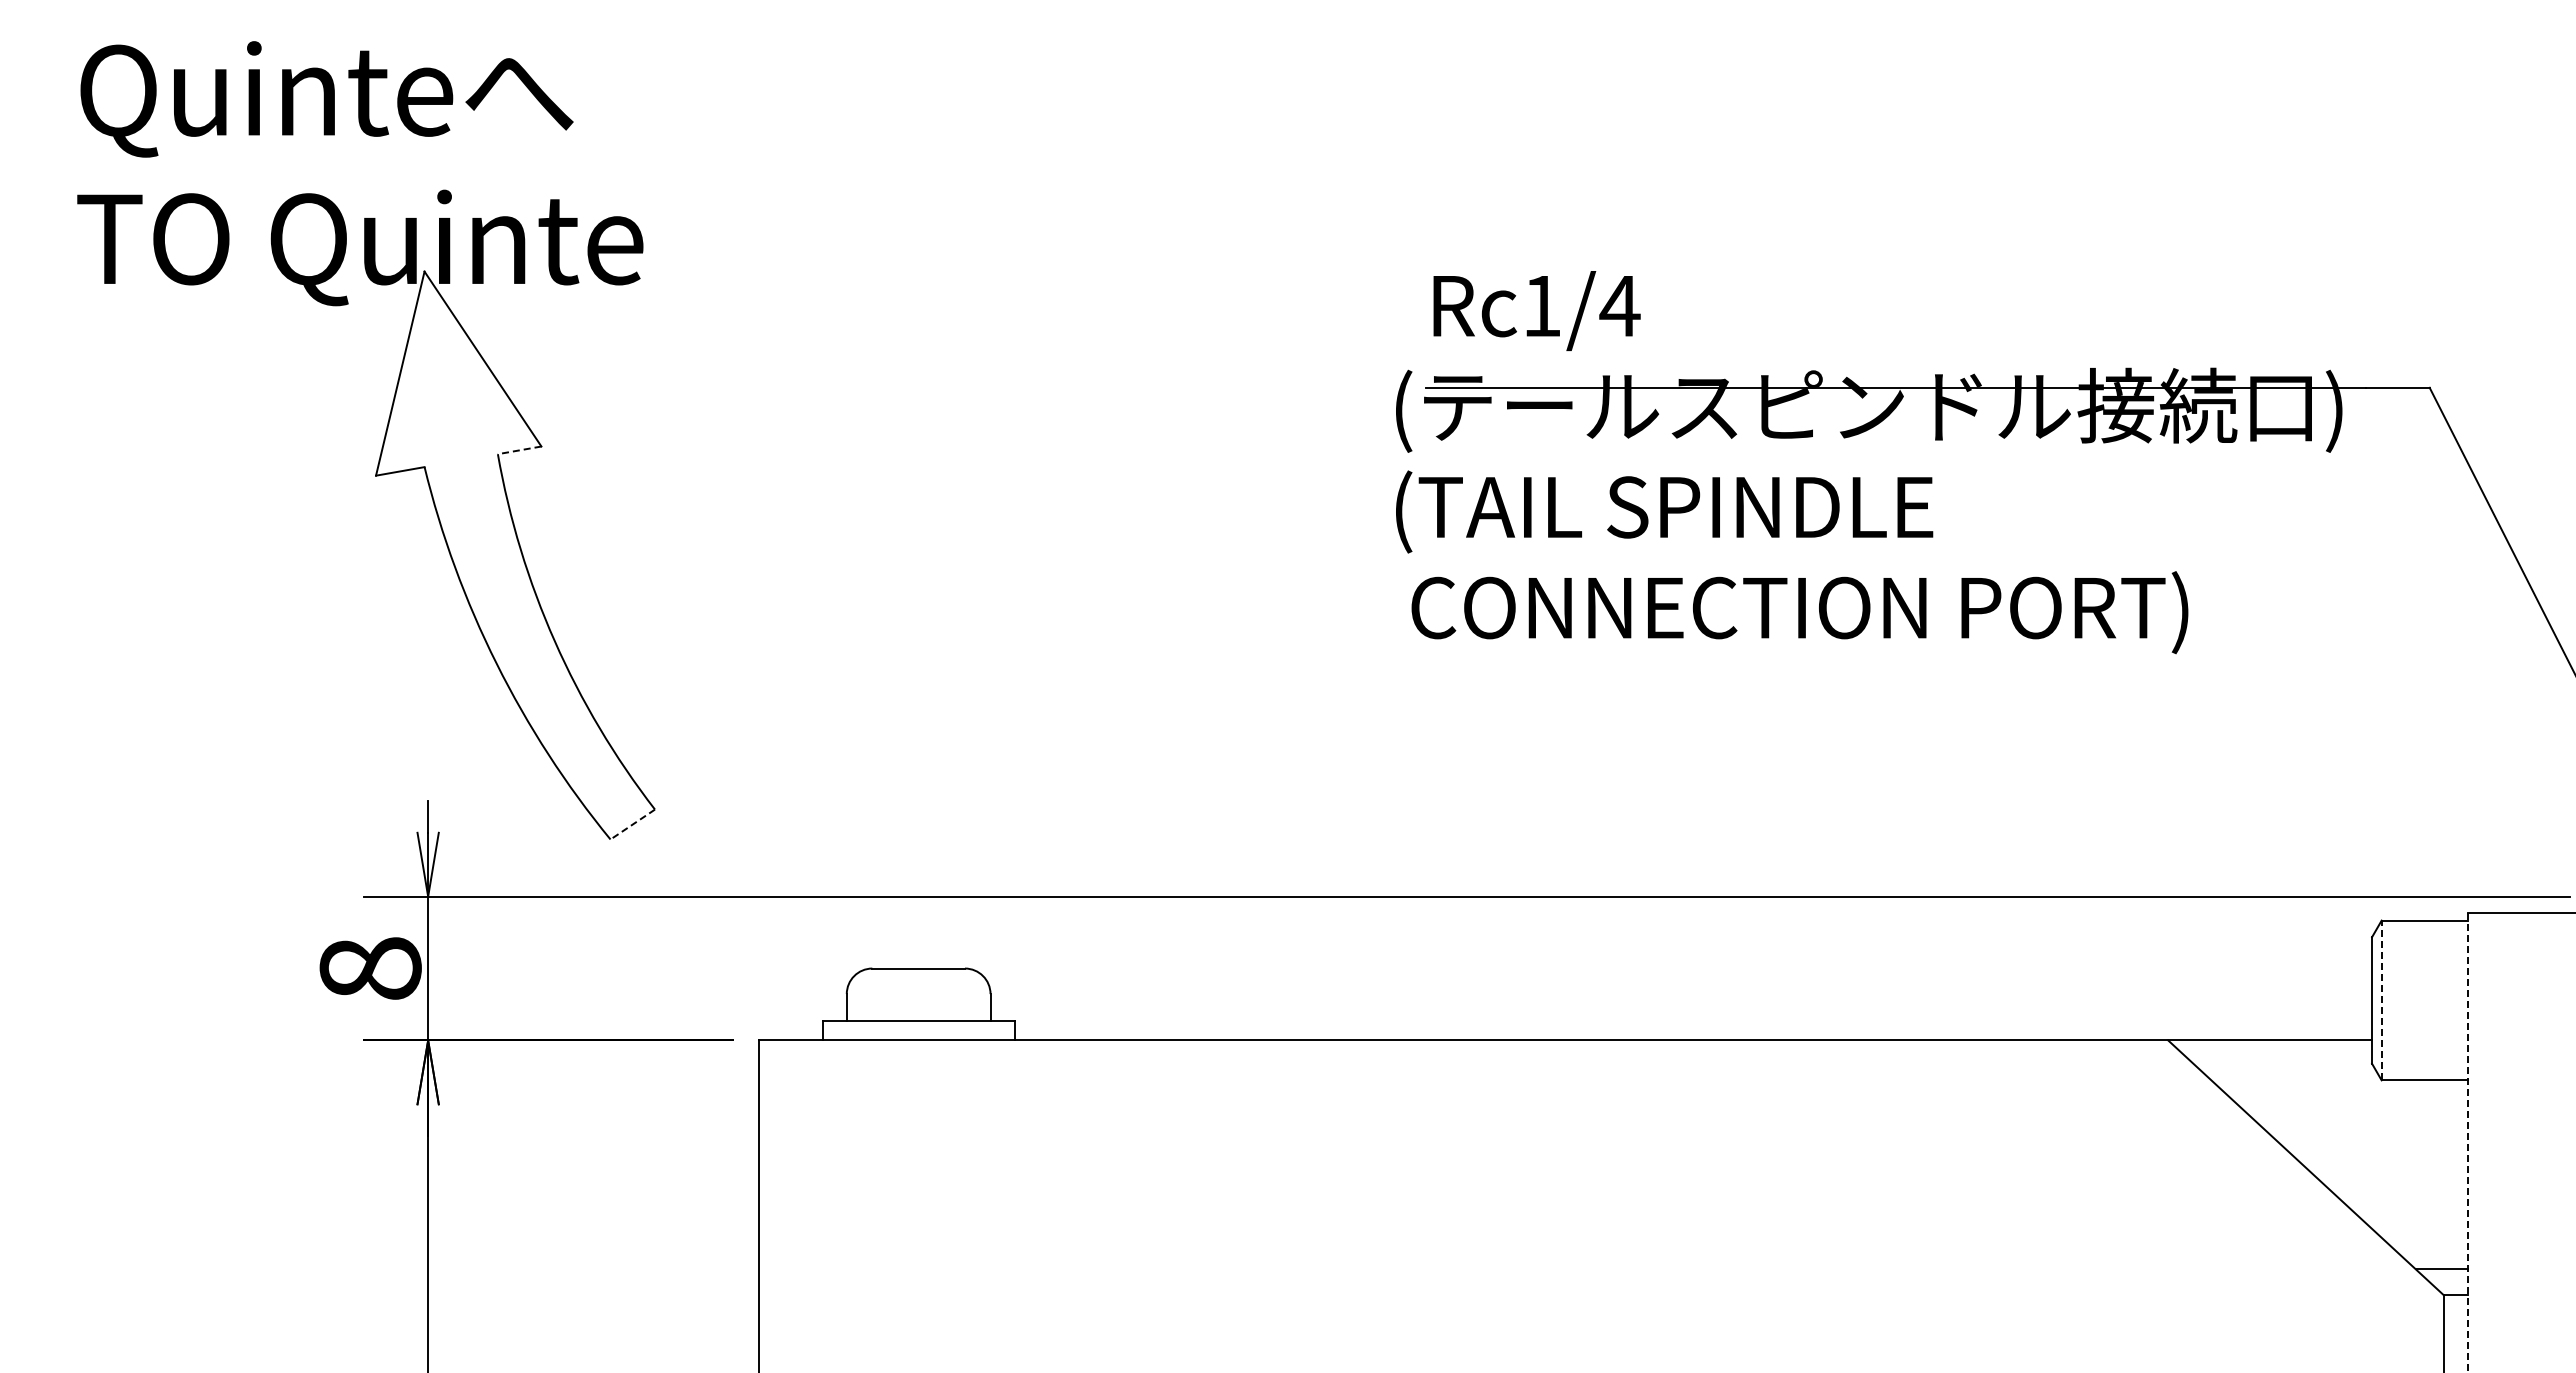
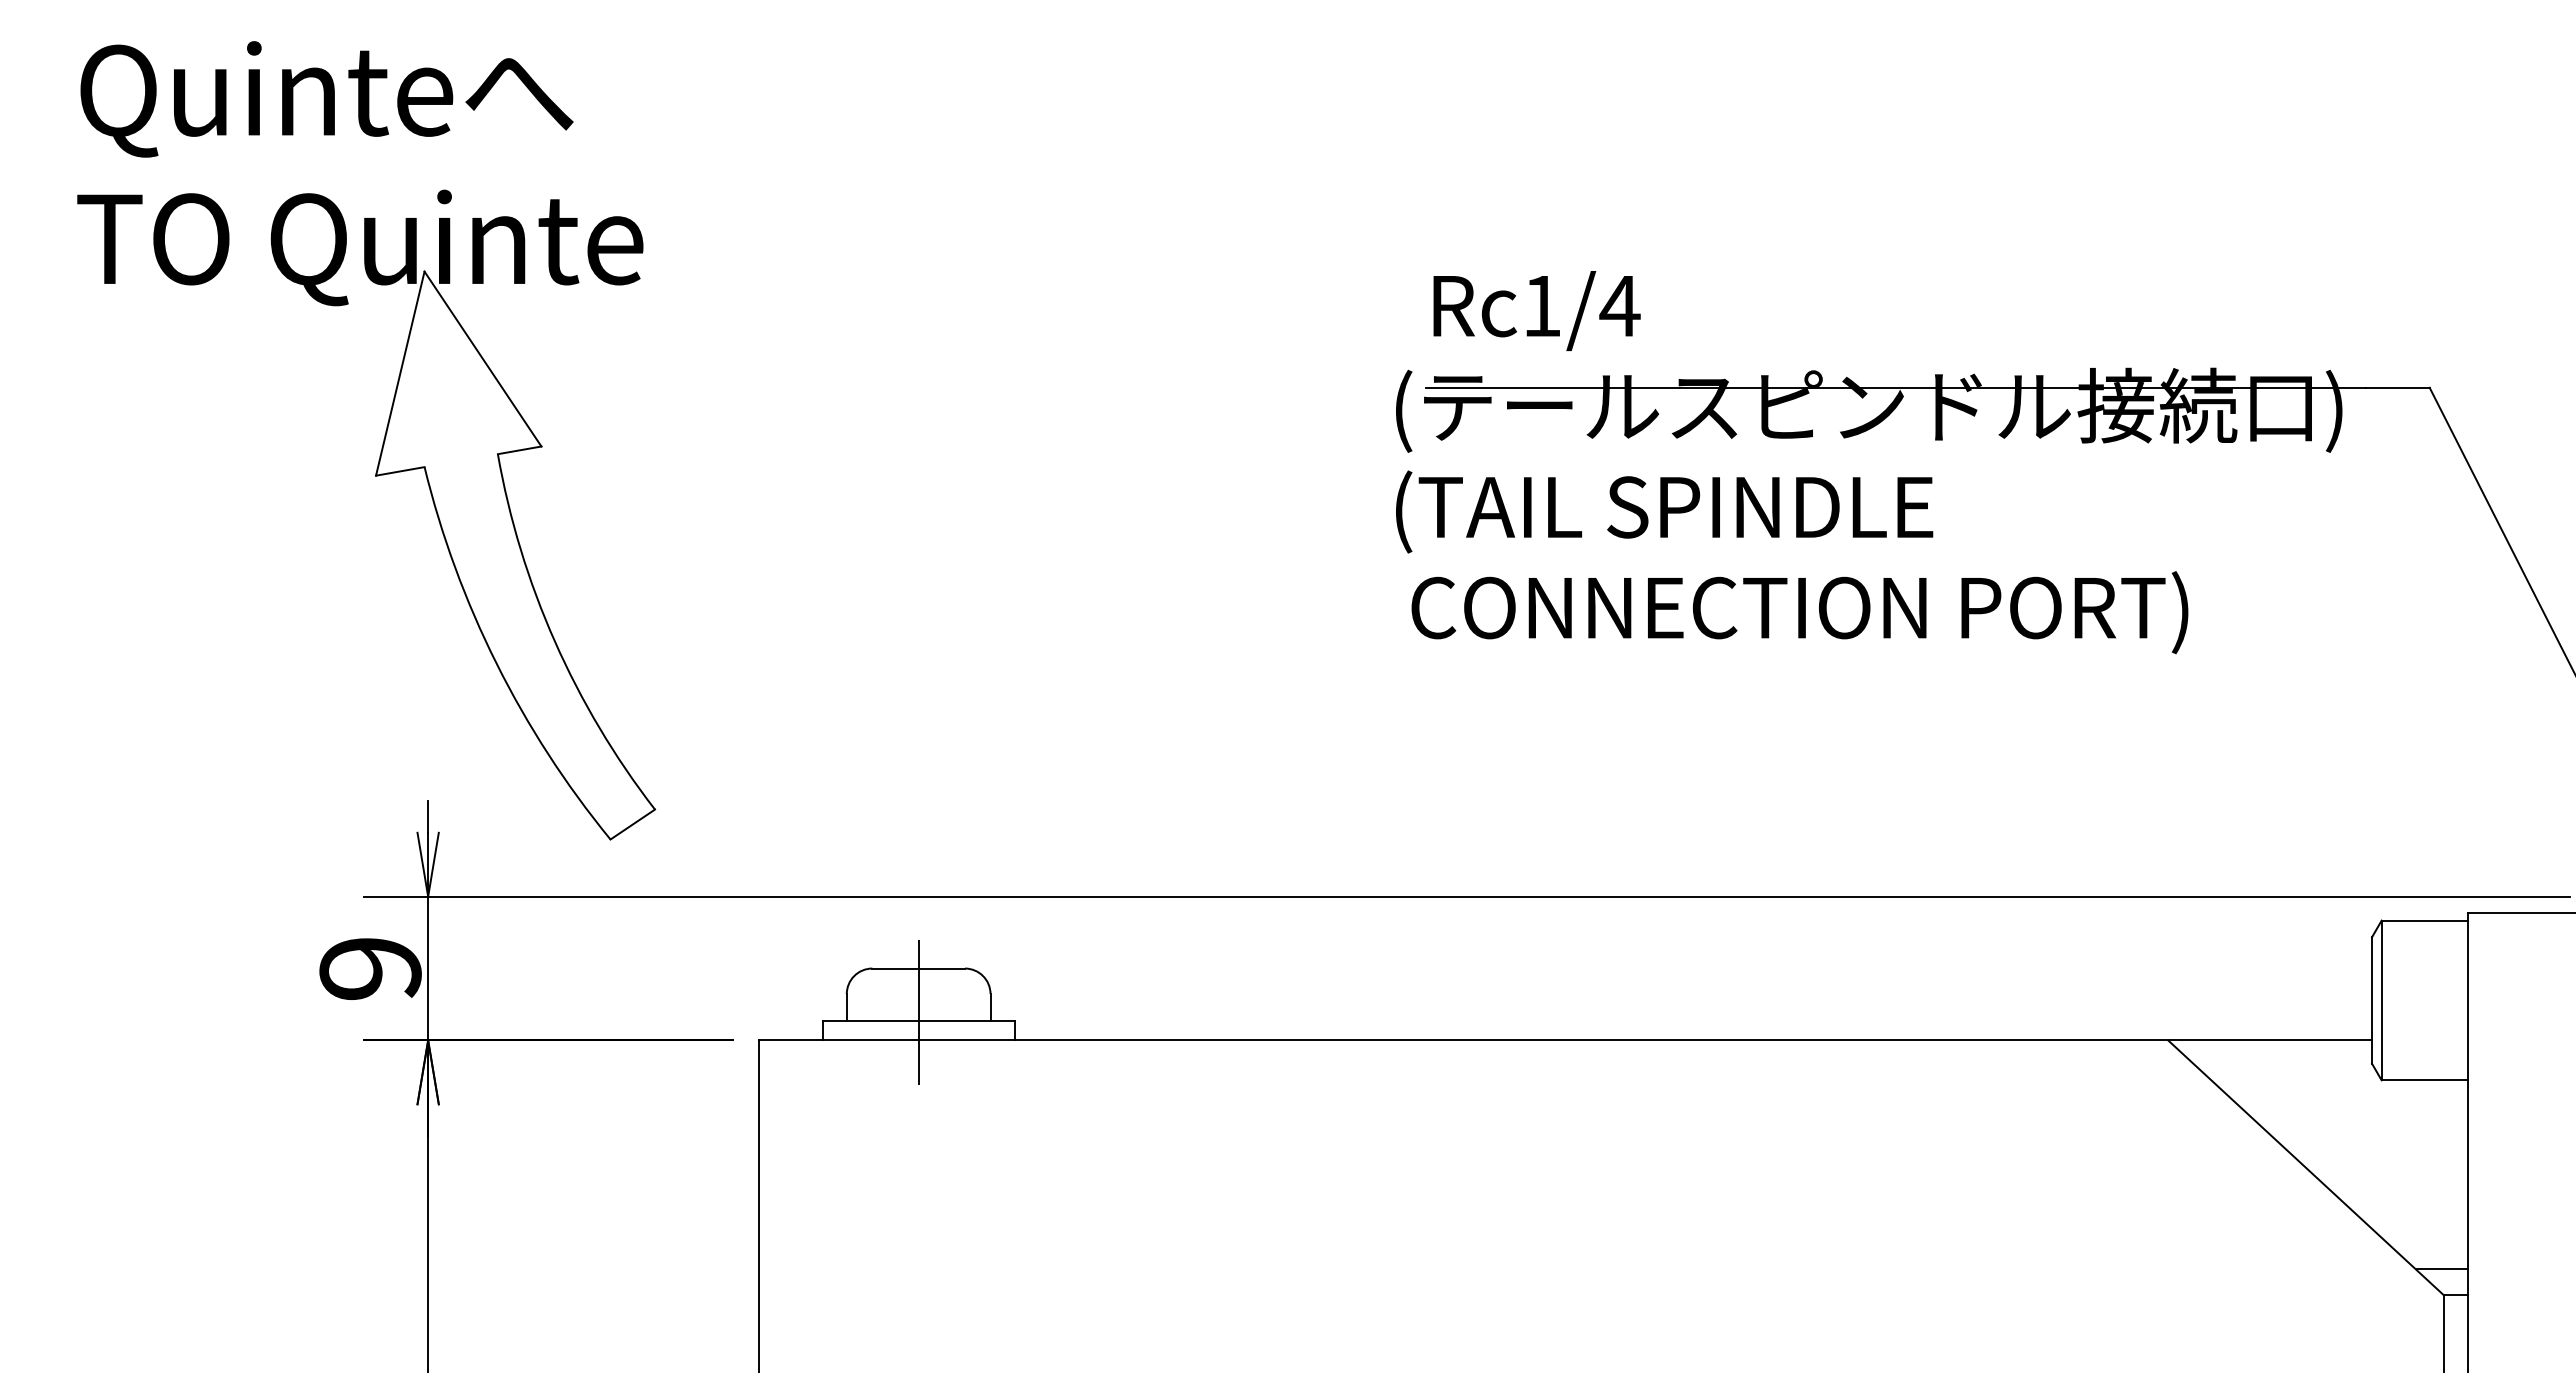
line: dashed -> solid (519, 450)
line: dashed -> solid (632, 824)
text: 8 -> 9 (370, 968)
line: dashed -> solid (2381, 1000)
line: none -> present (918, 1012)
line: dashed -> solid (2467, 1142)
